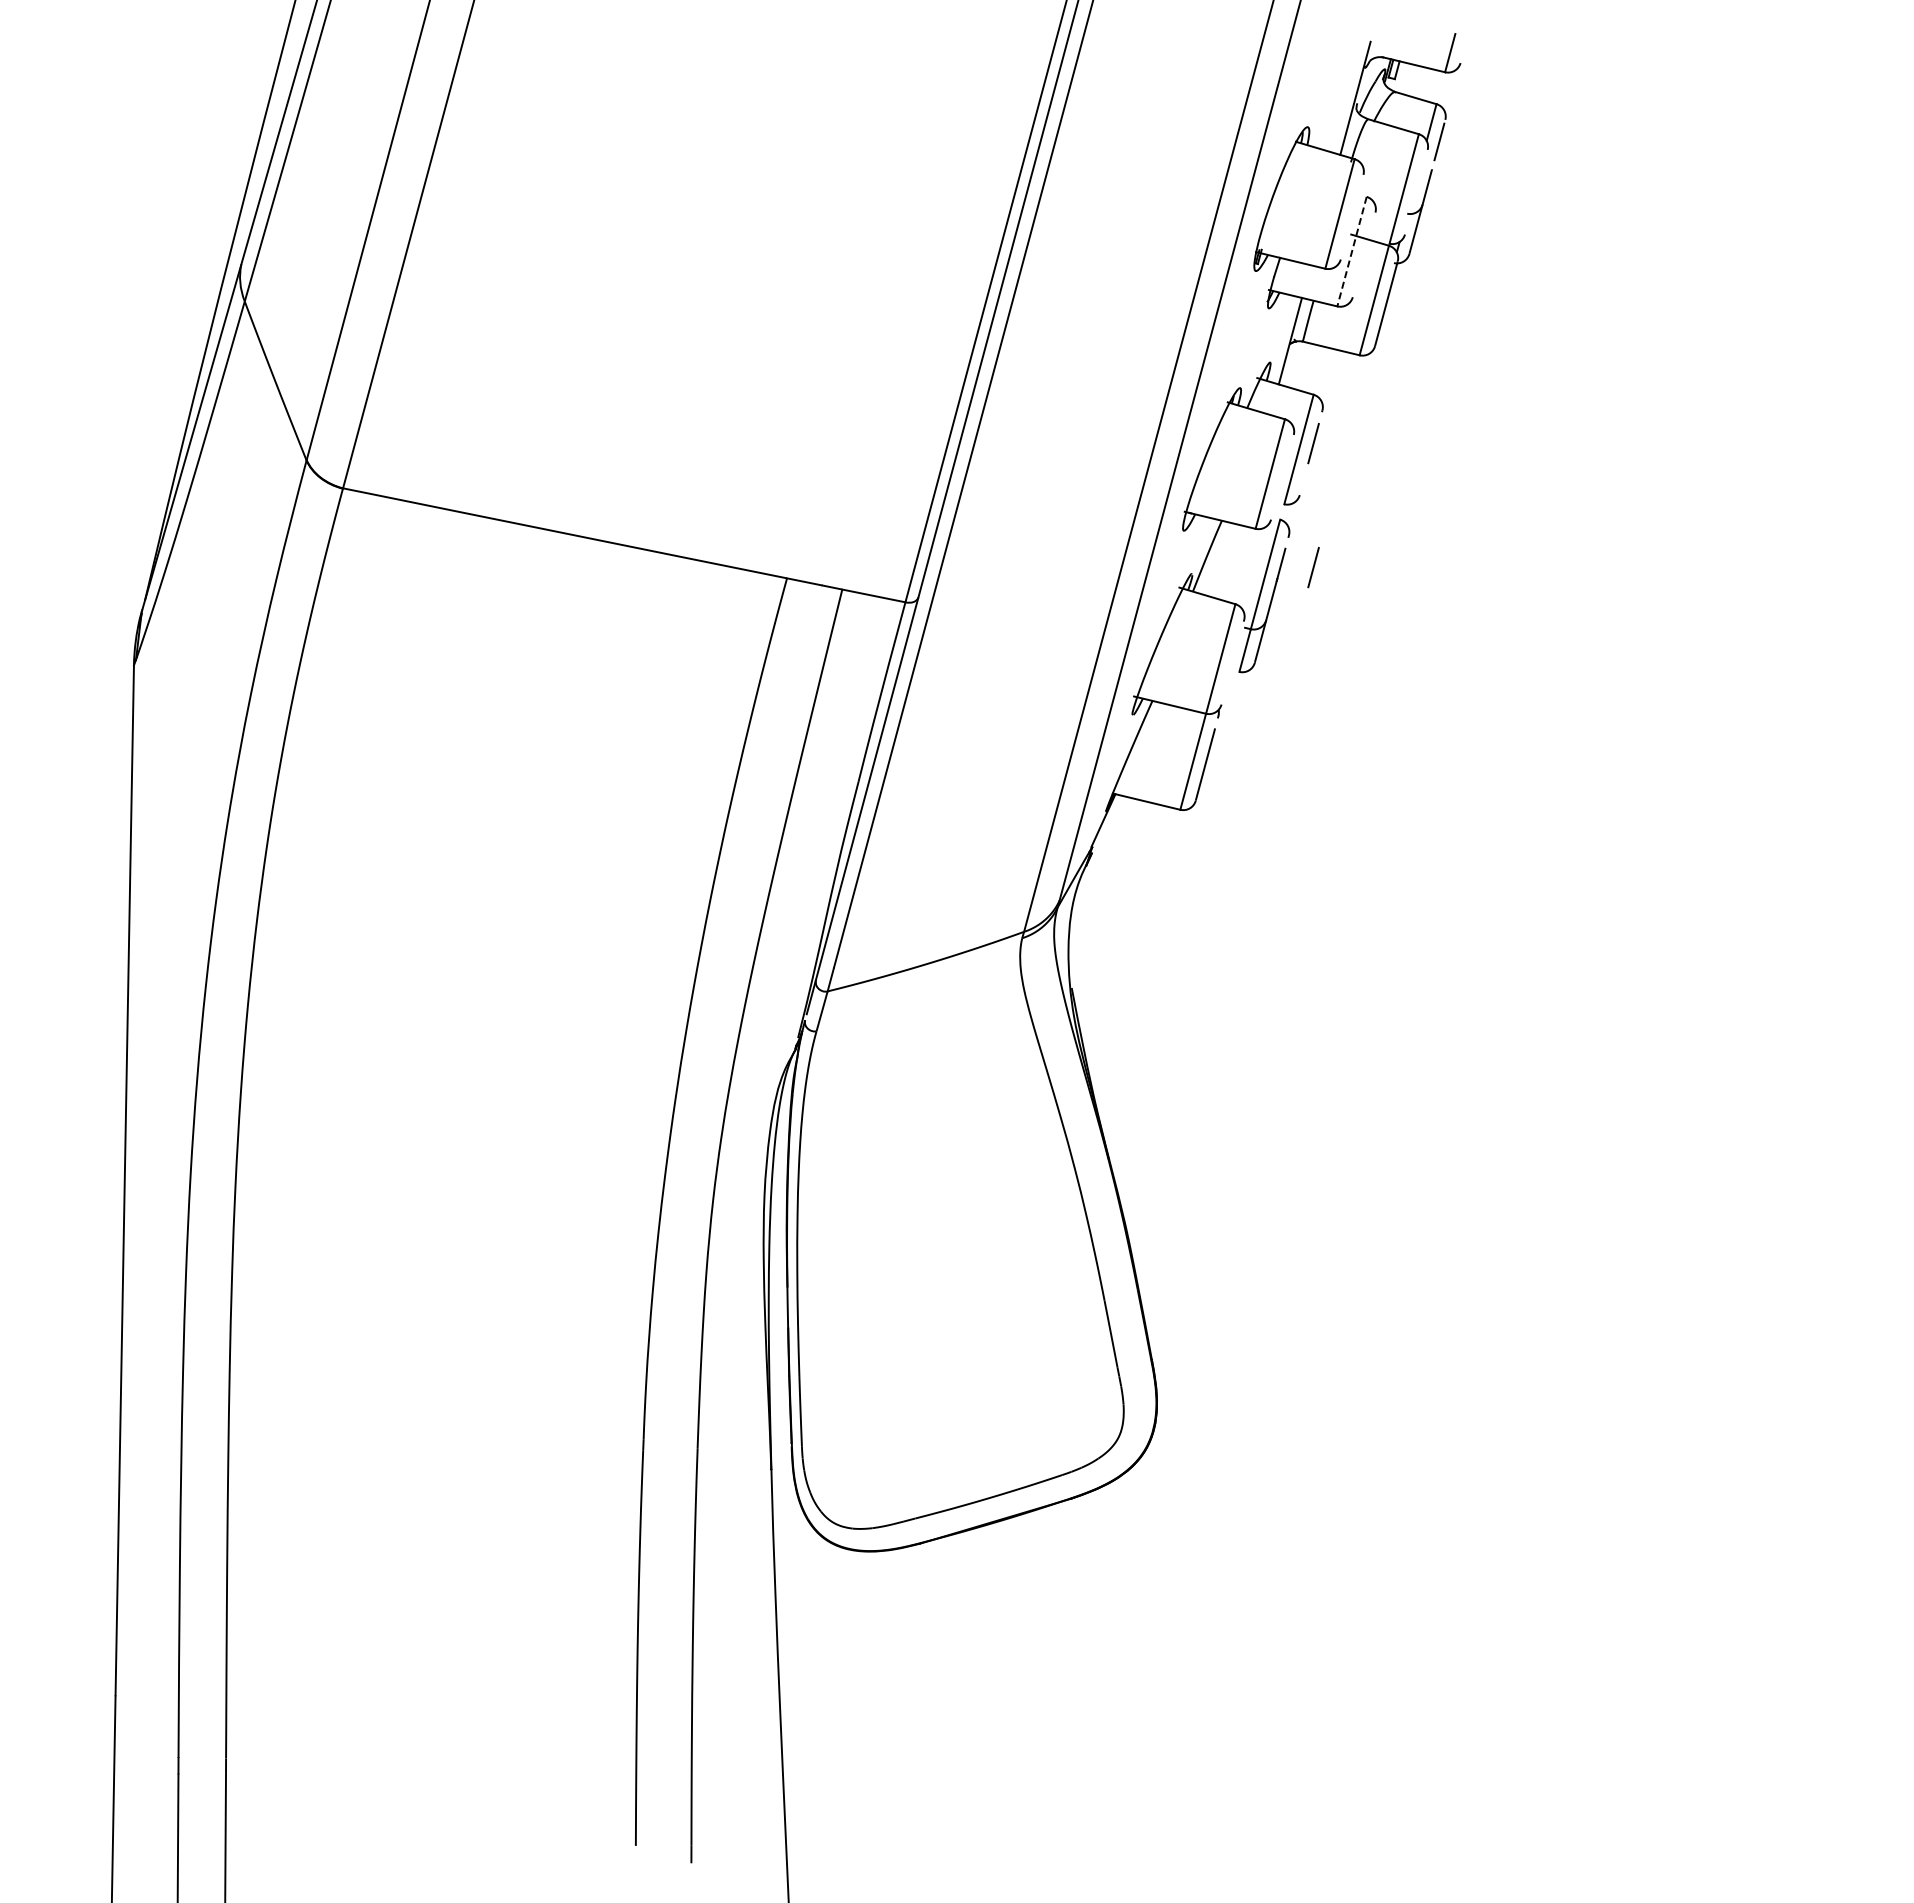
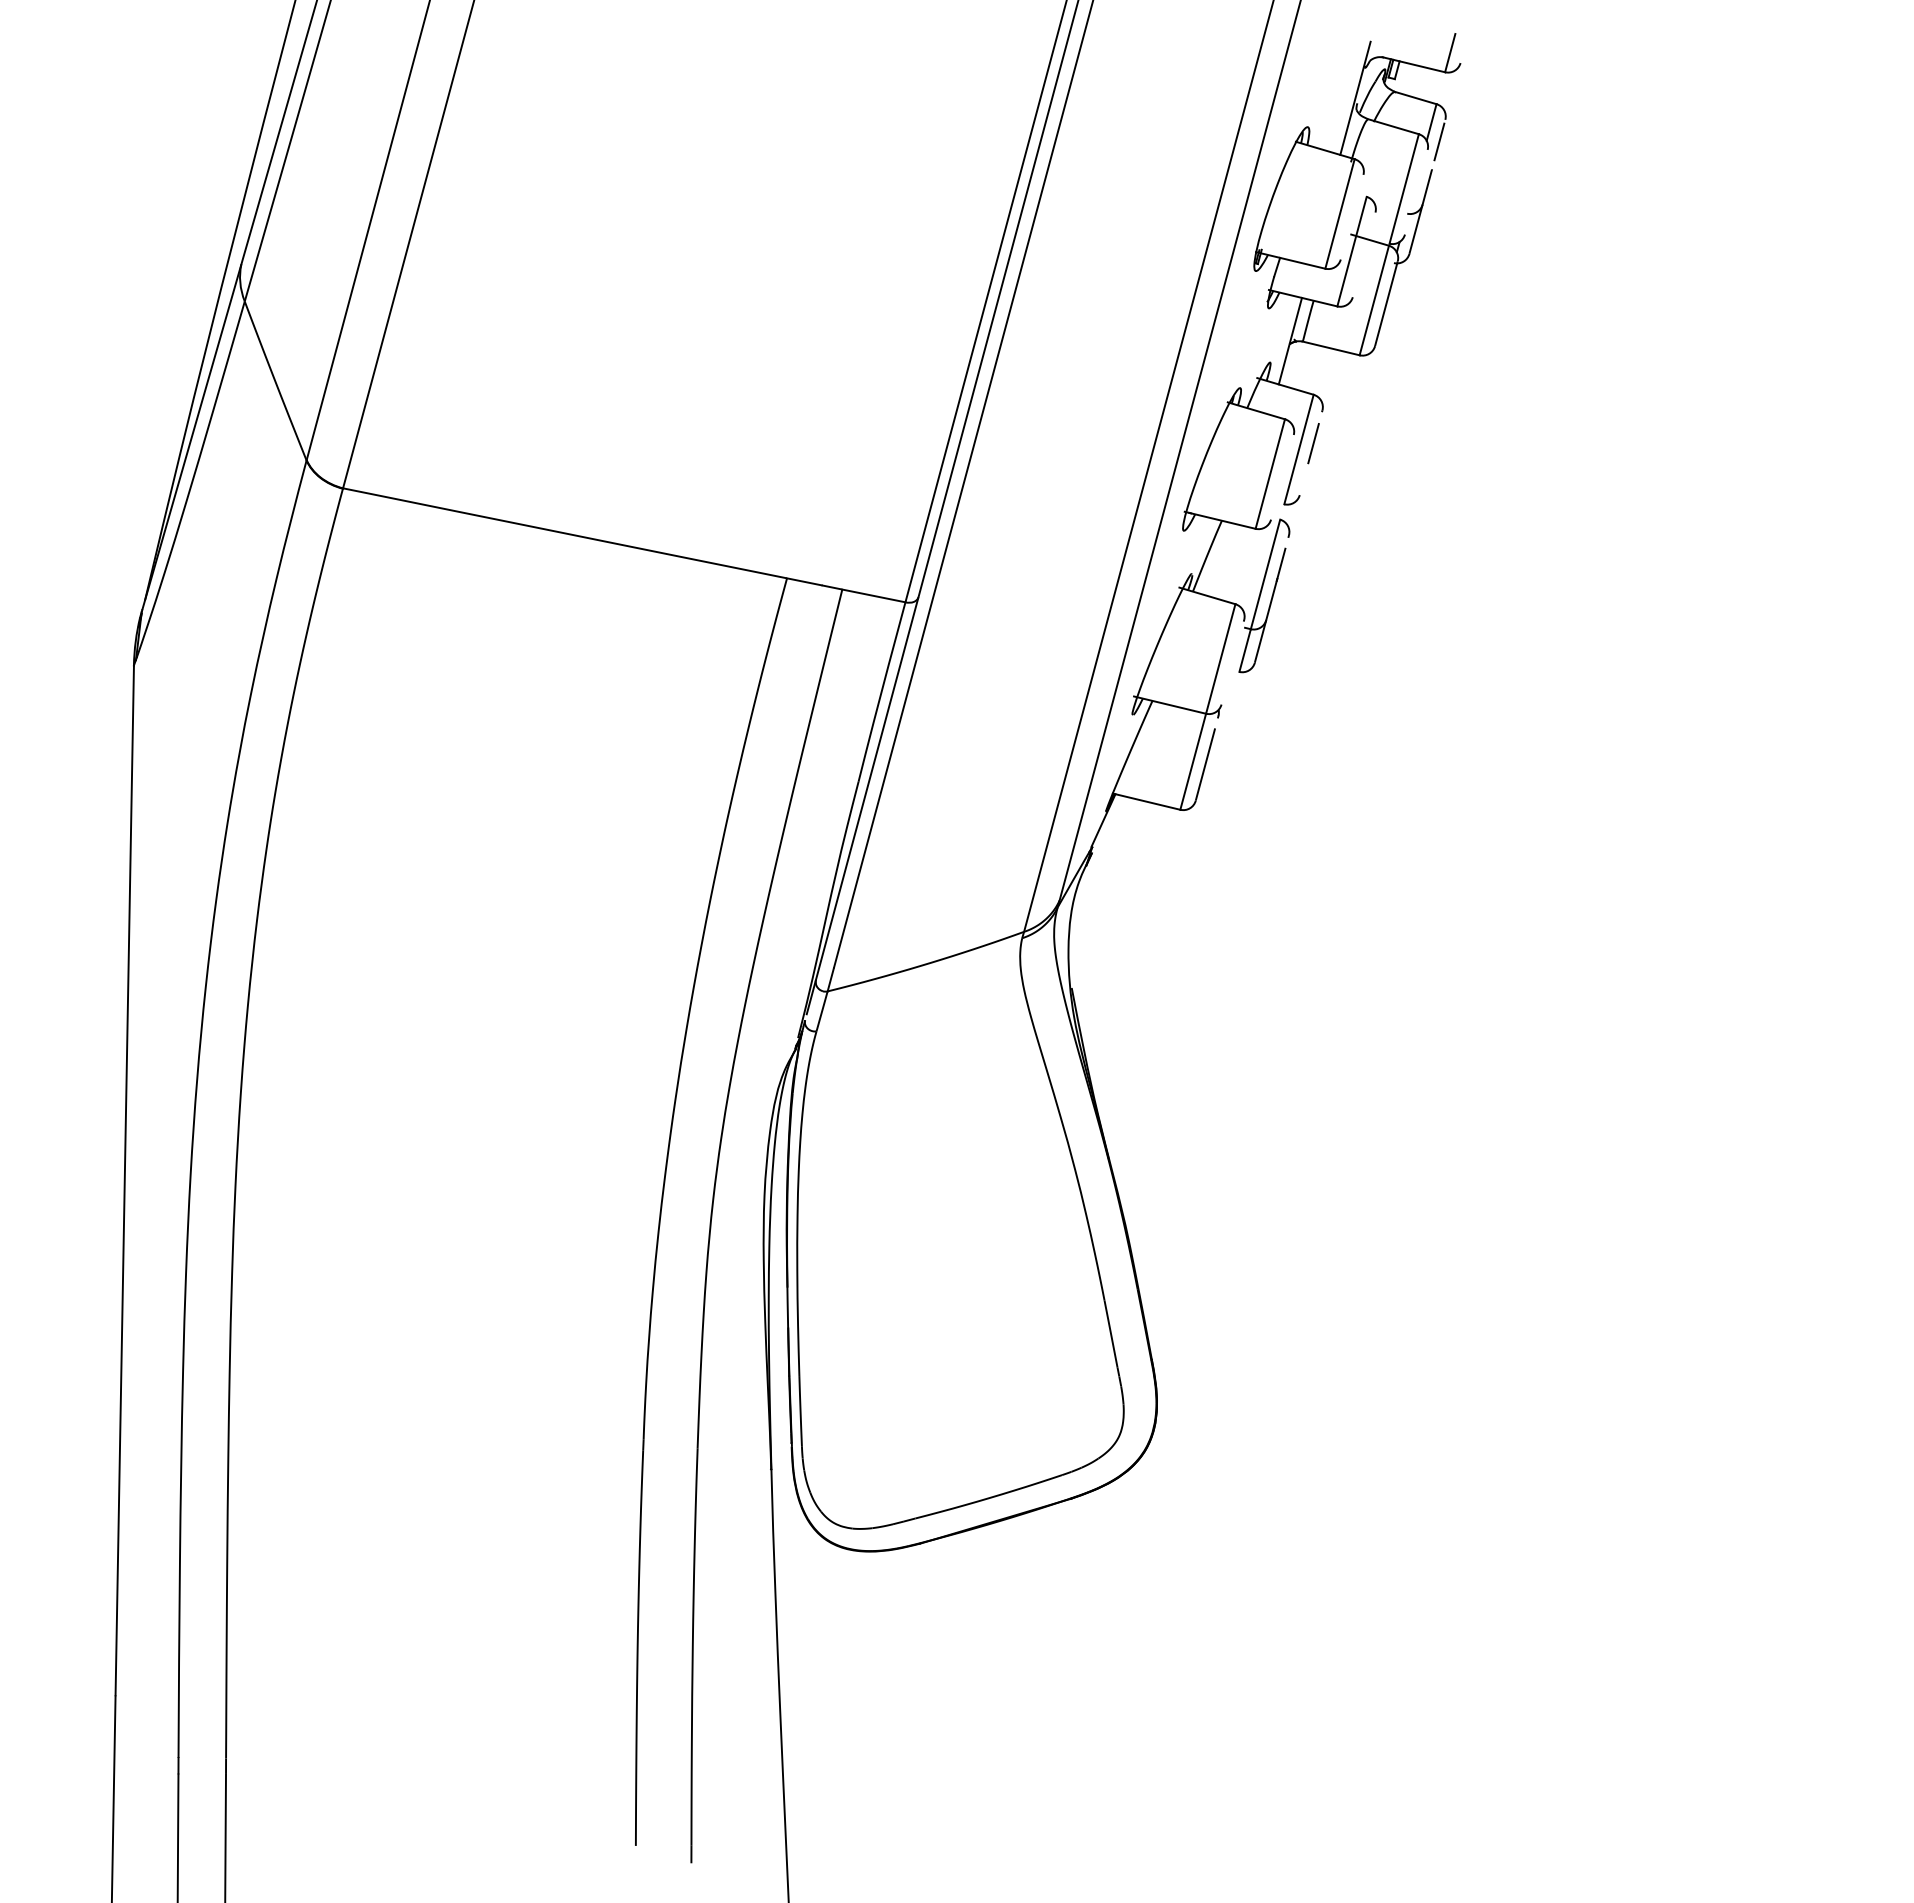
line: dashed -> solid (1352, 251)
line: present -> none (1313, 567)
